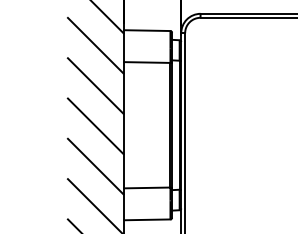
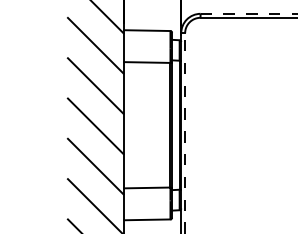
line: solid -> dashed (249, 13)
line: solid -> dashed (185, 132)
